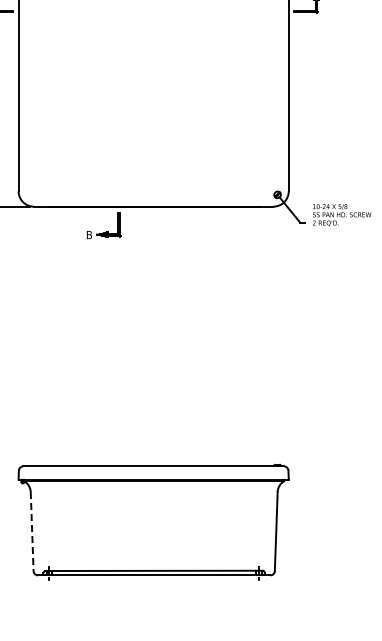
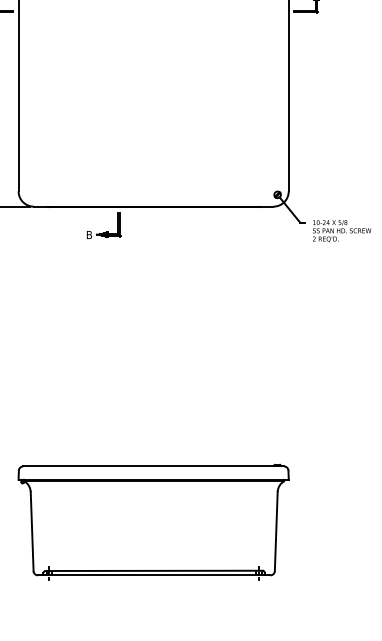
text position: (342, 215) -> (342, 231) (342, 231)
line: dashed -> solid (32, 531)
